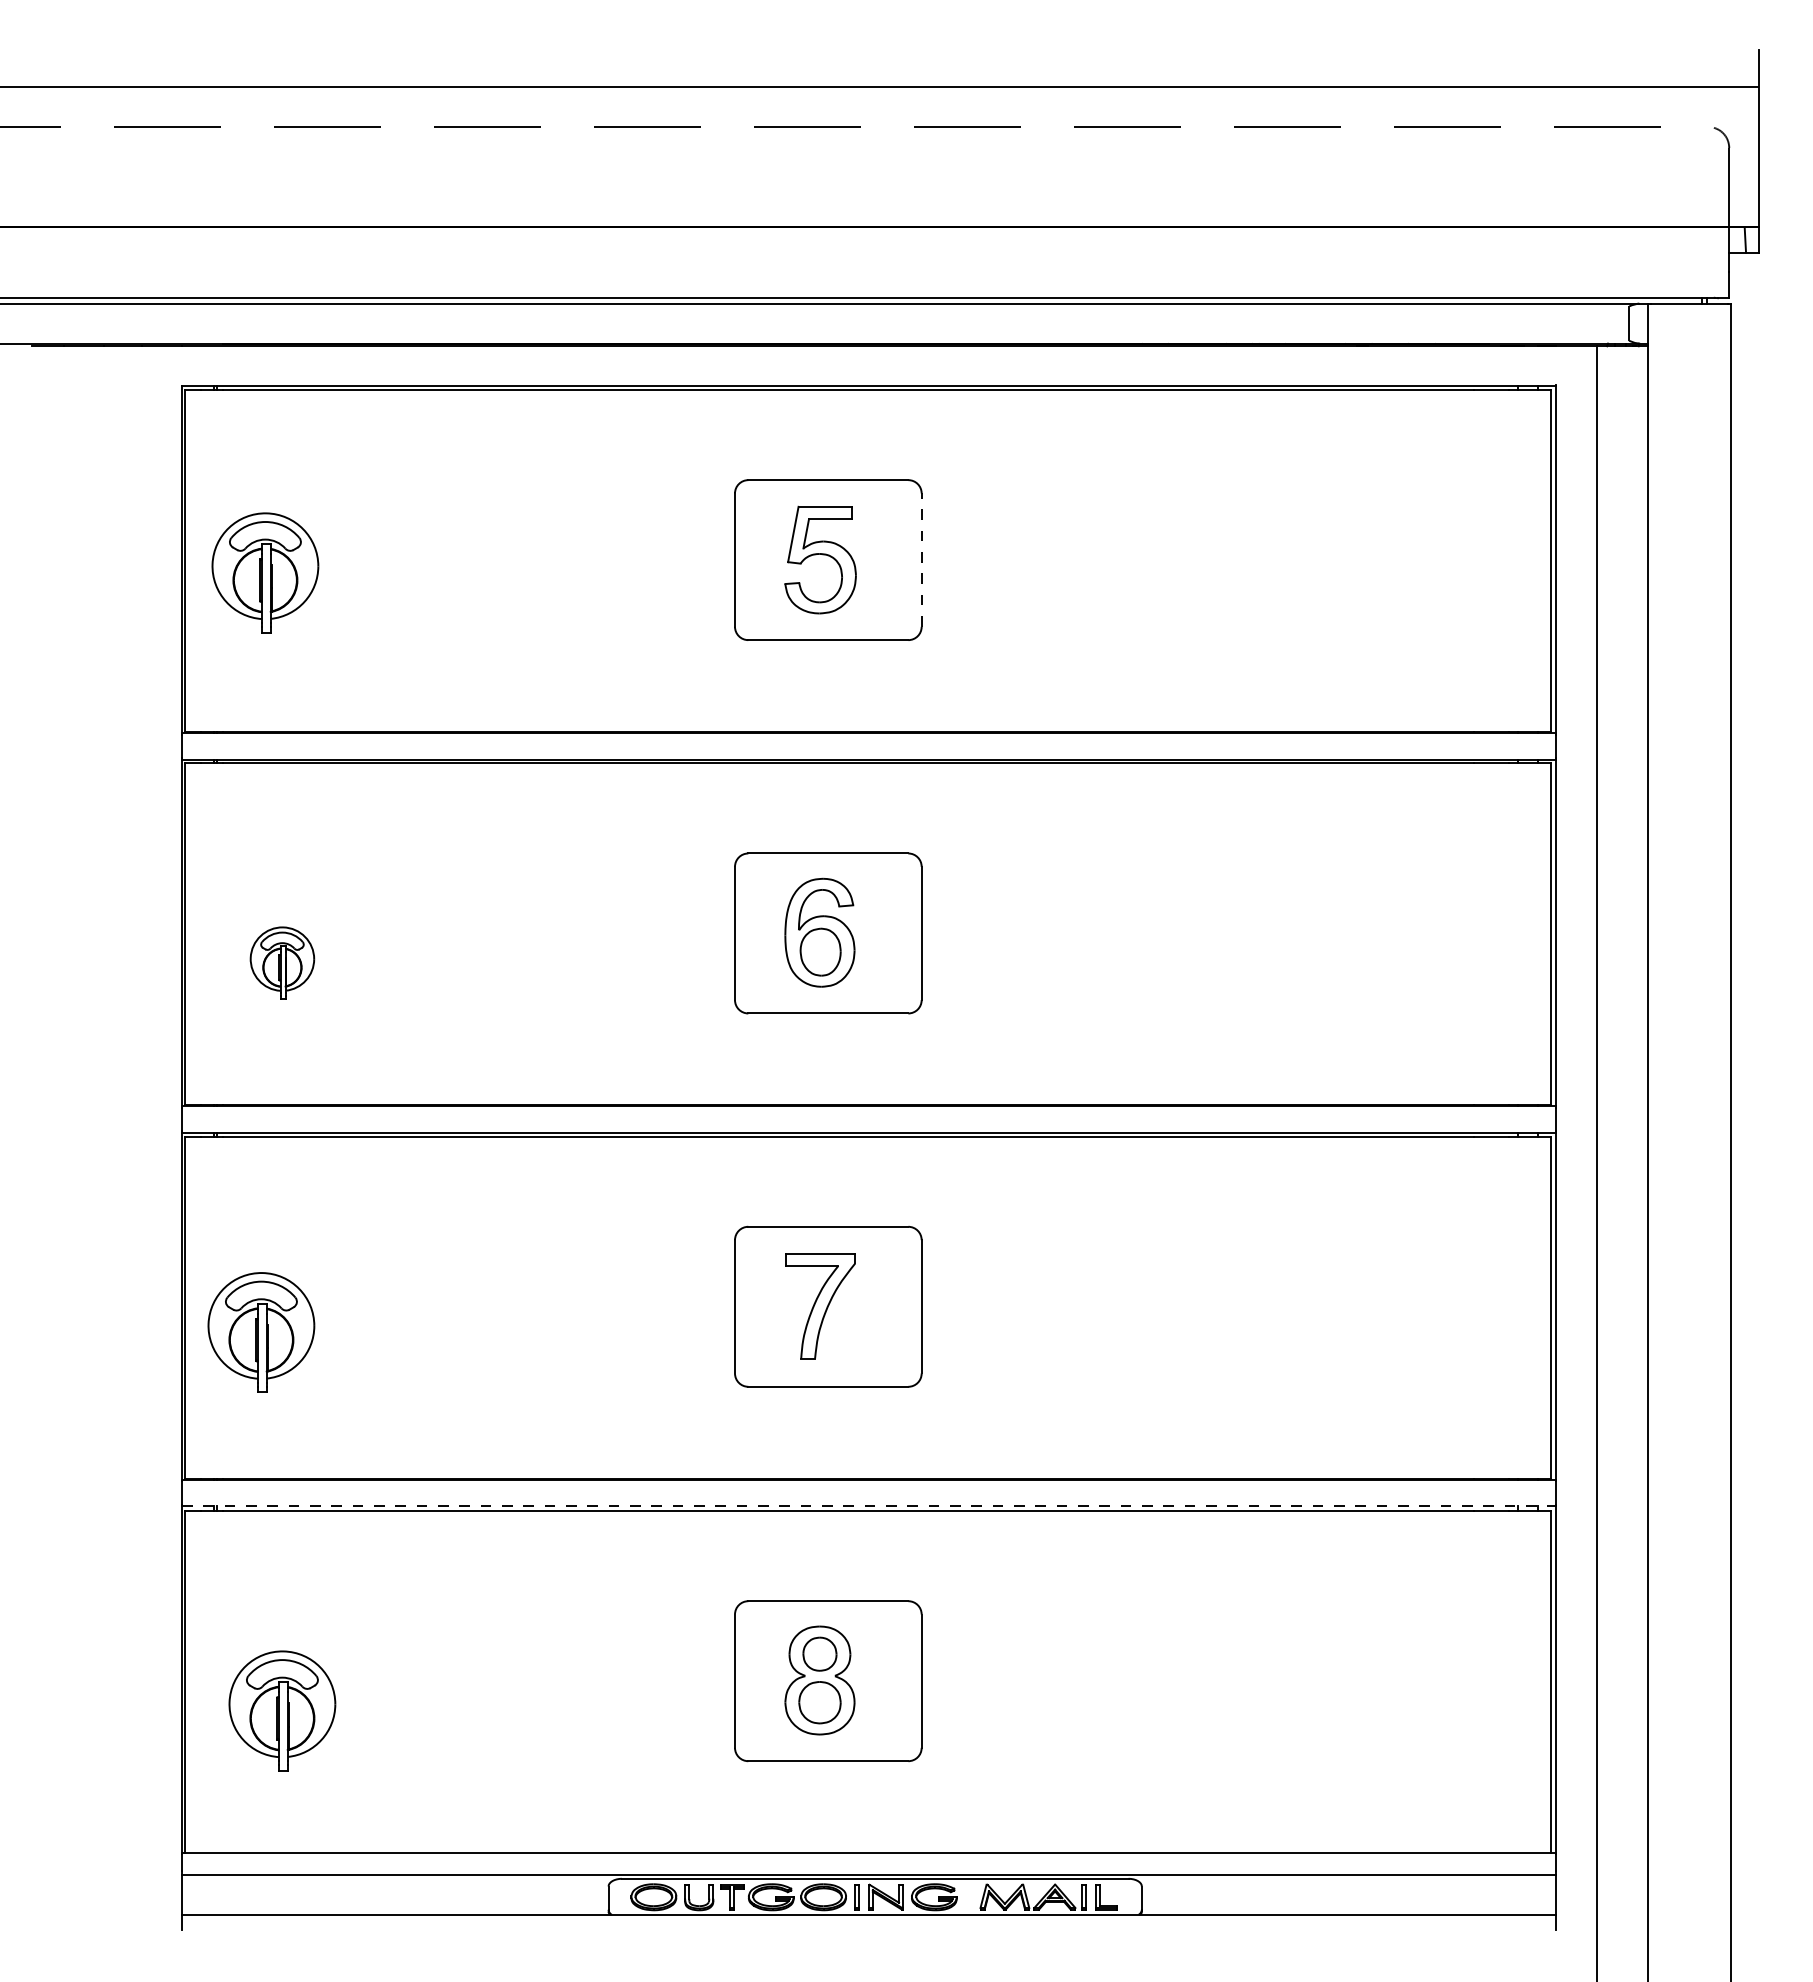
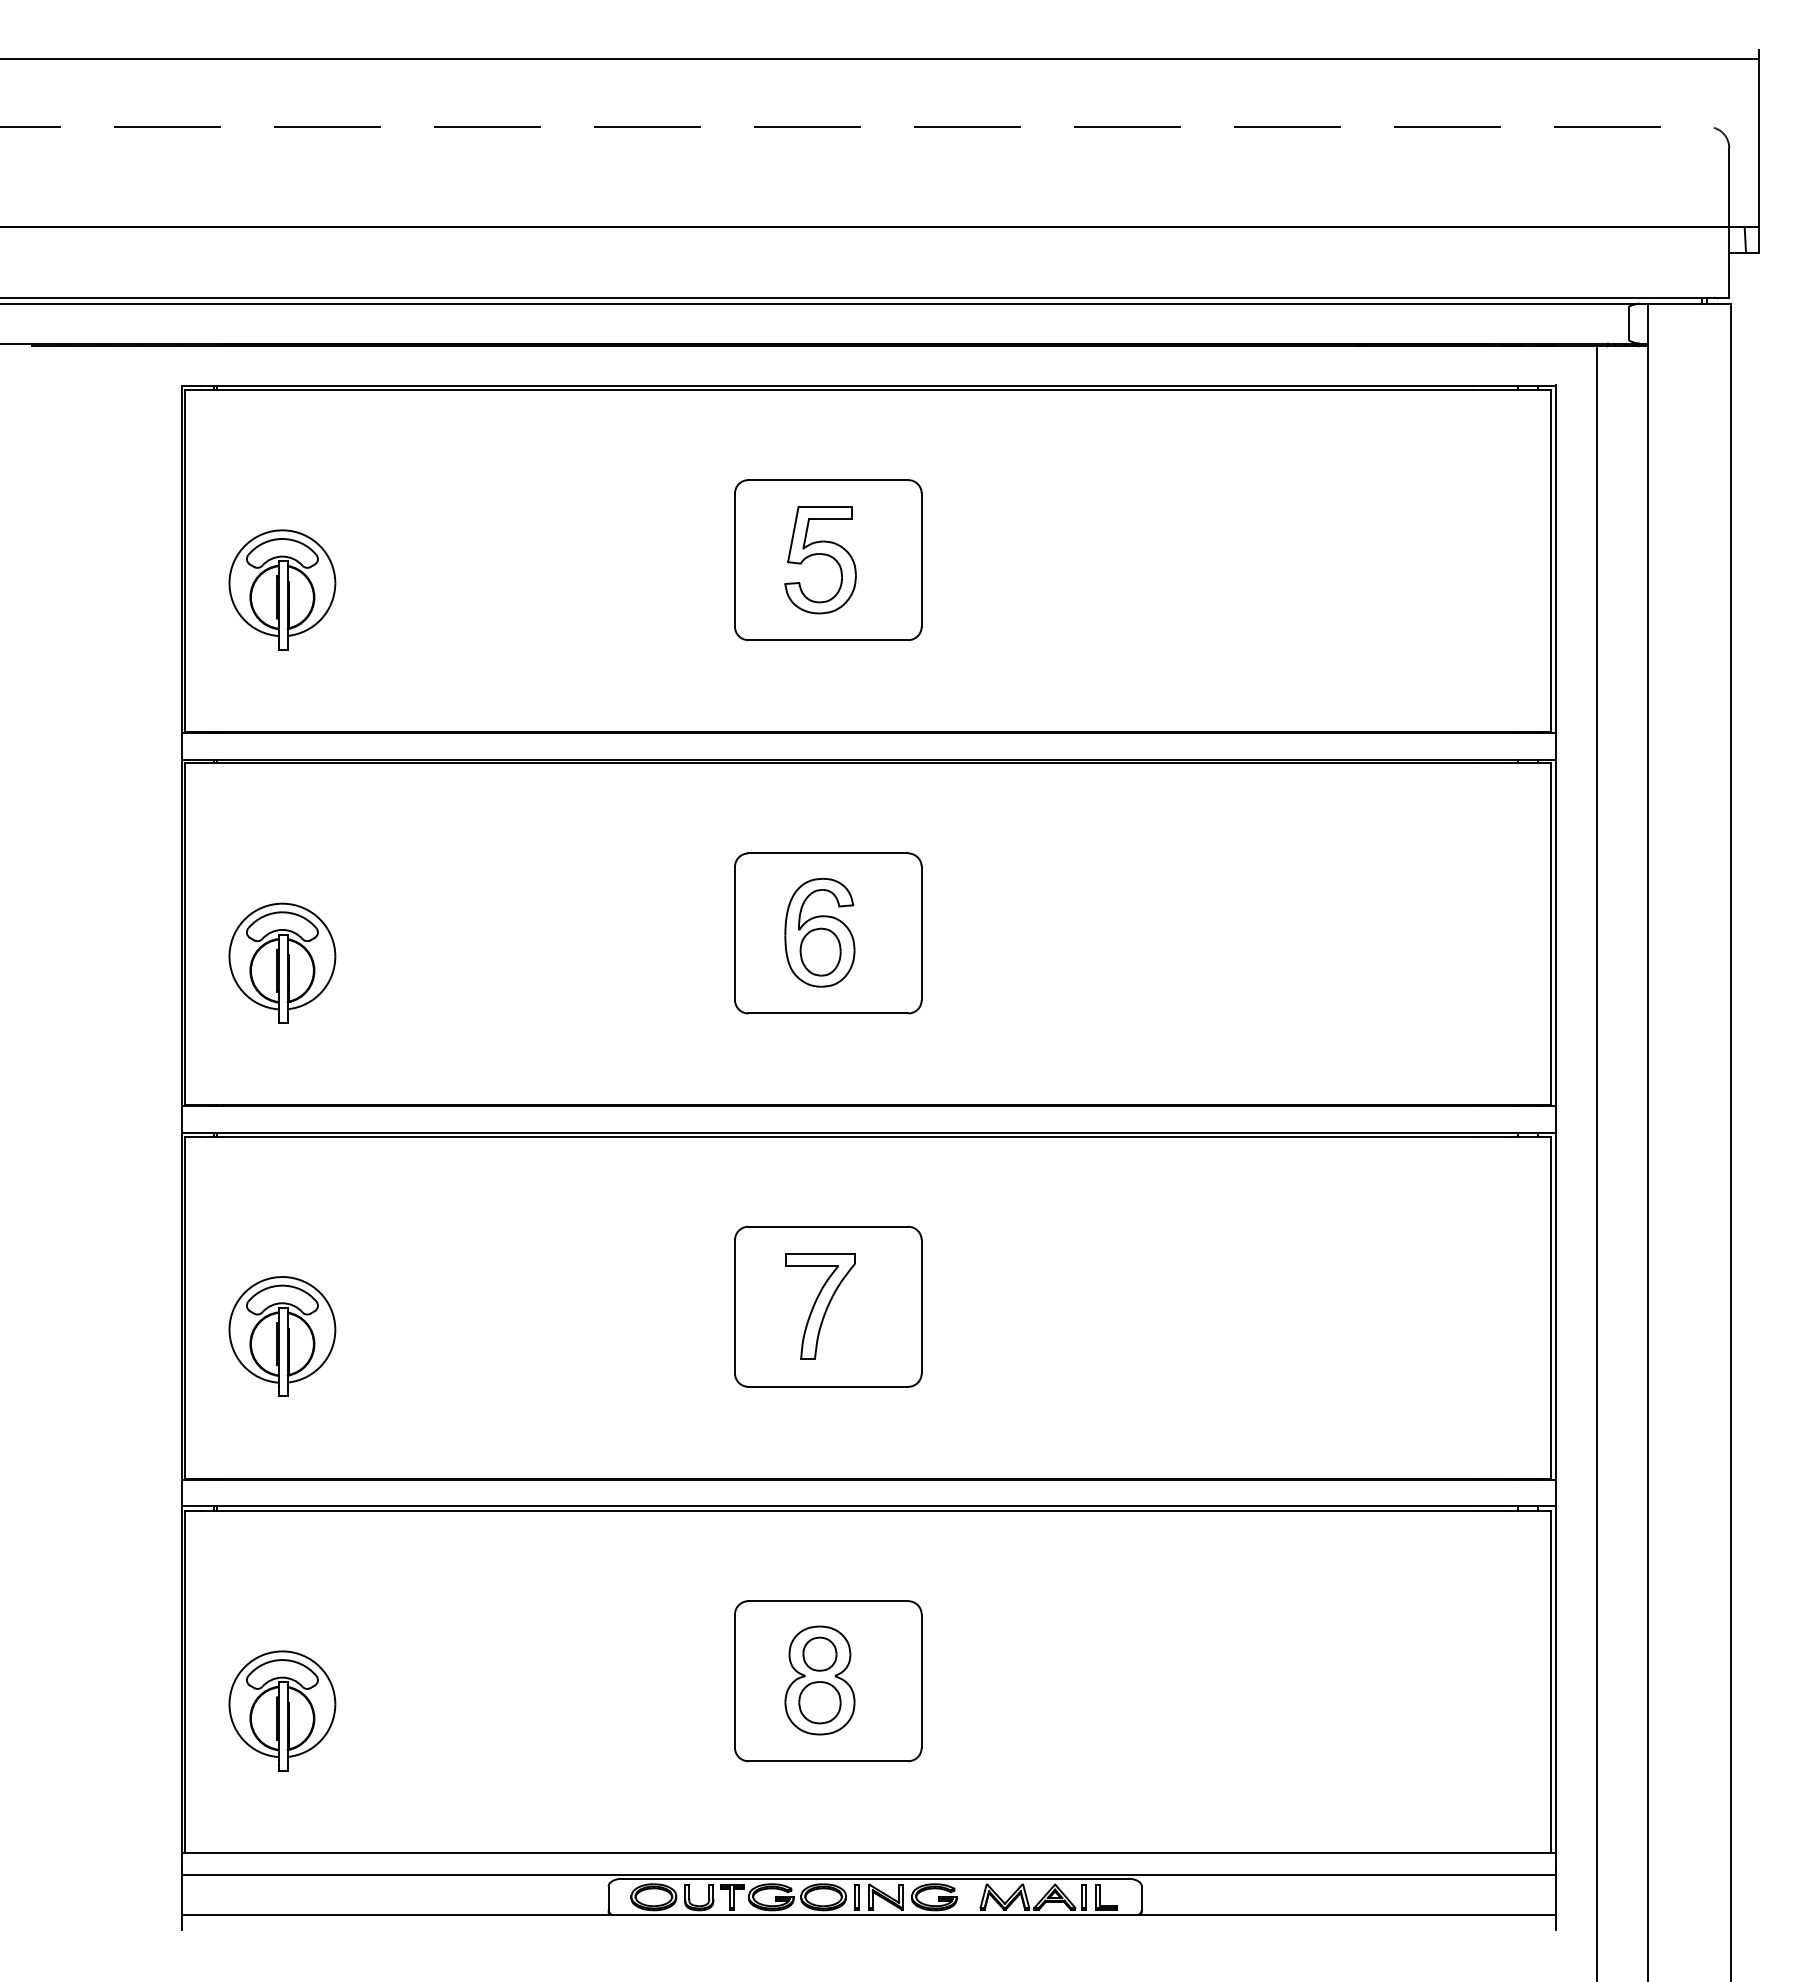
line position: (880, 87) -> (880, 59) (880, 59)
line: dashed -> solid (921, 560)
part position: (265, 572) -> (282, 589) (282, 589)
part size: 67x74 px -> 109x122 px (282, 962)
part position: (261, 1332) -> (282, 1336) (282, 1336)
line: dashed -> solid (869, 1506)
